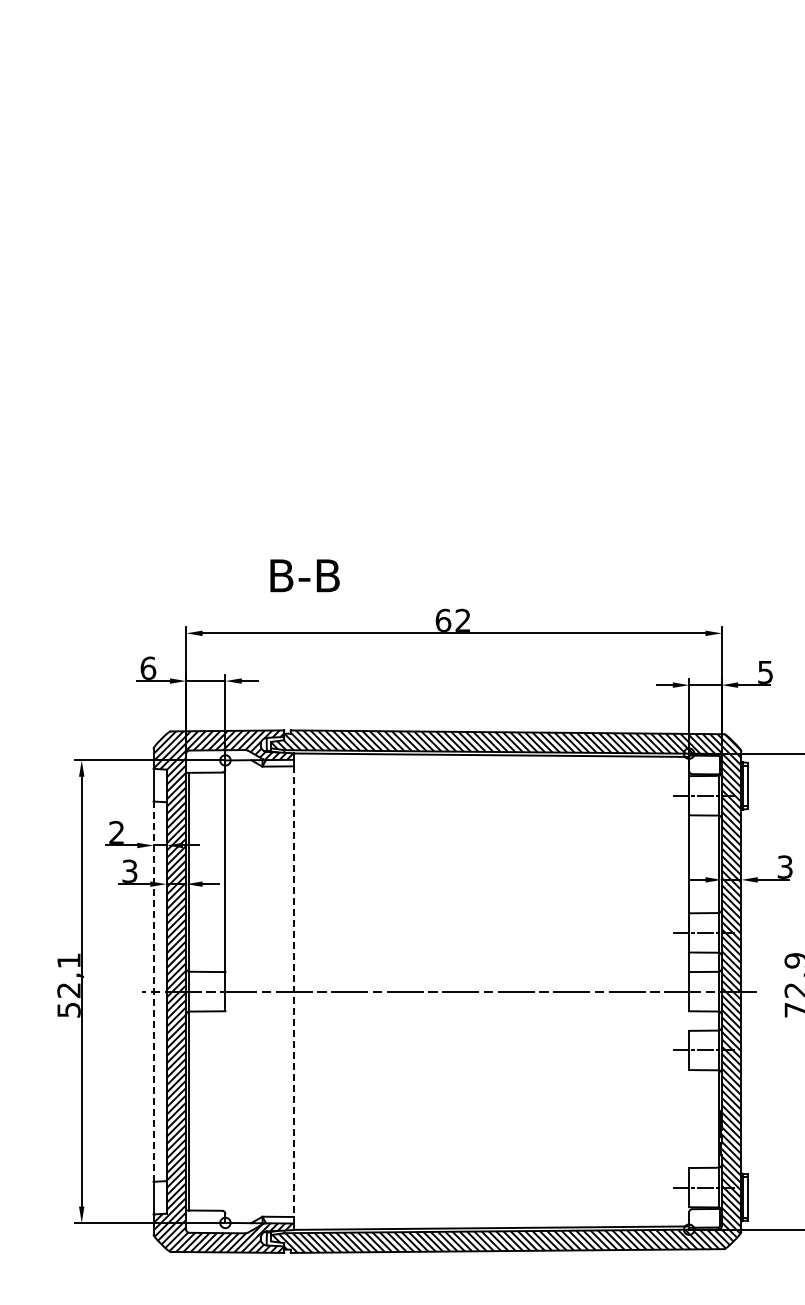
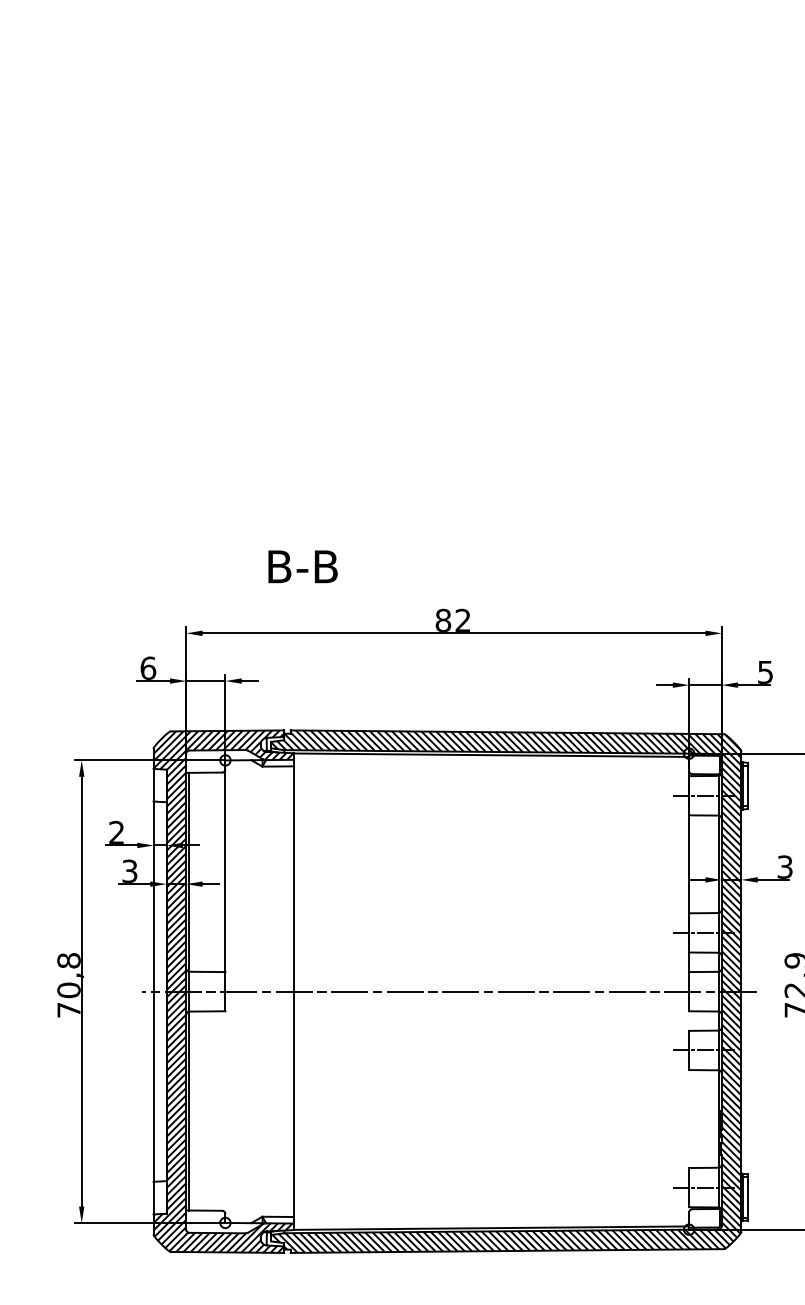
text position: (304, 575) -> (302, 566) (302, 566)
text: 62 -> 82 (443, 619)
text: 52,1 -> 70,8 (68, 985)
line: dashed -> solid (153, 991)
line: dashed -> solid (294, 992)
